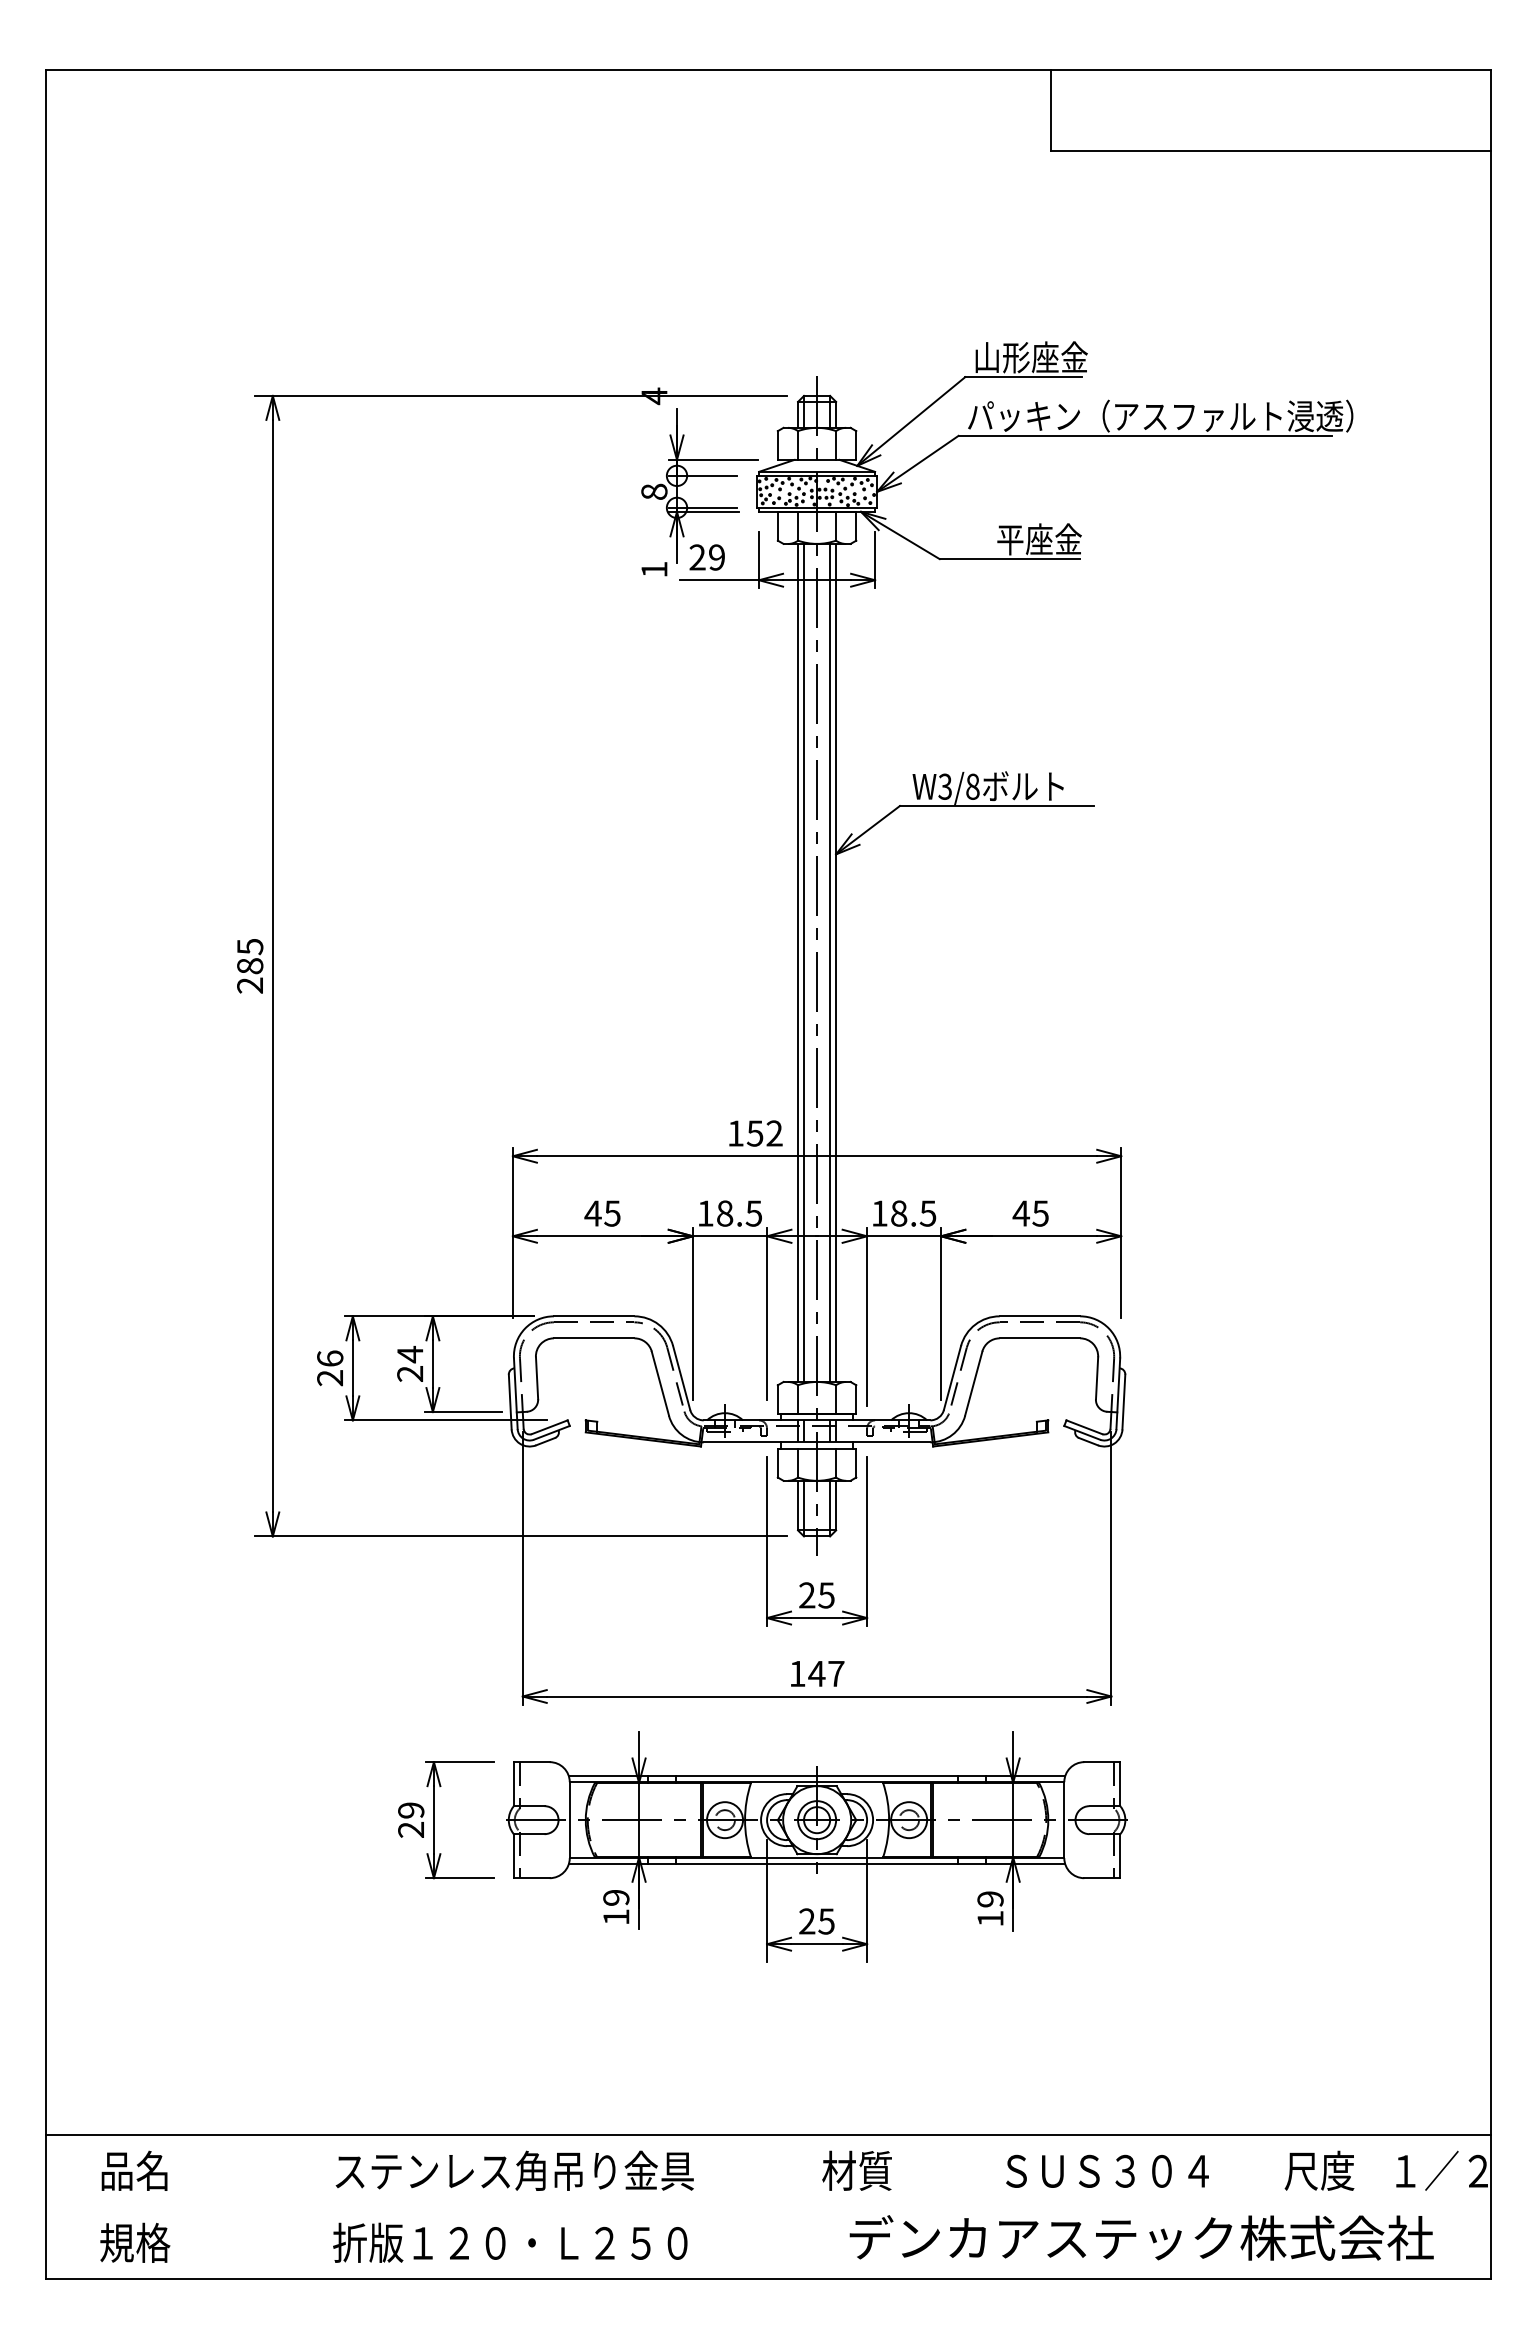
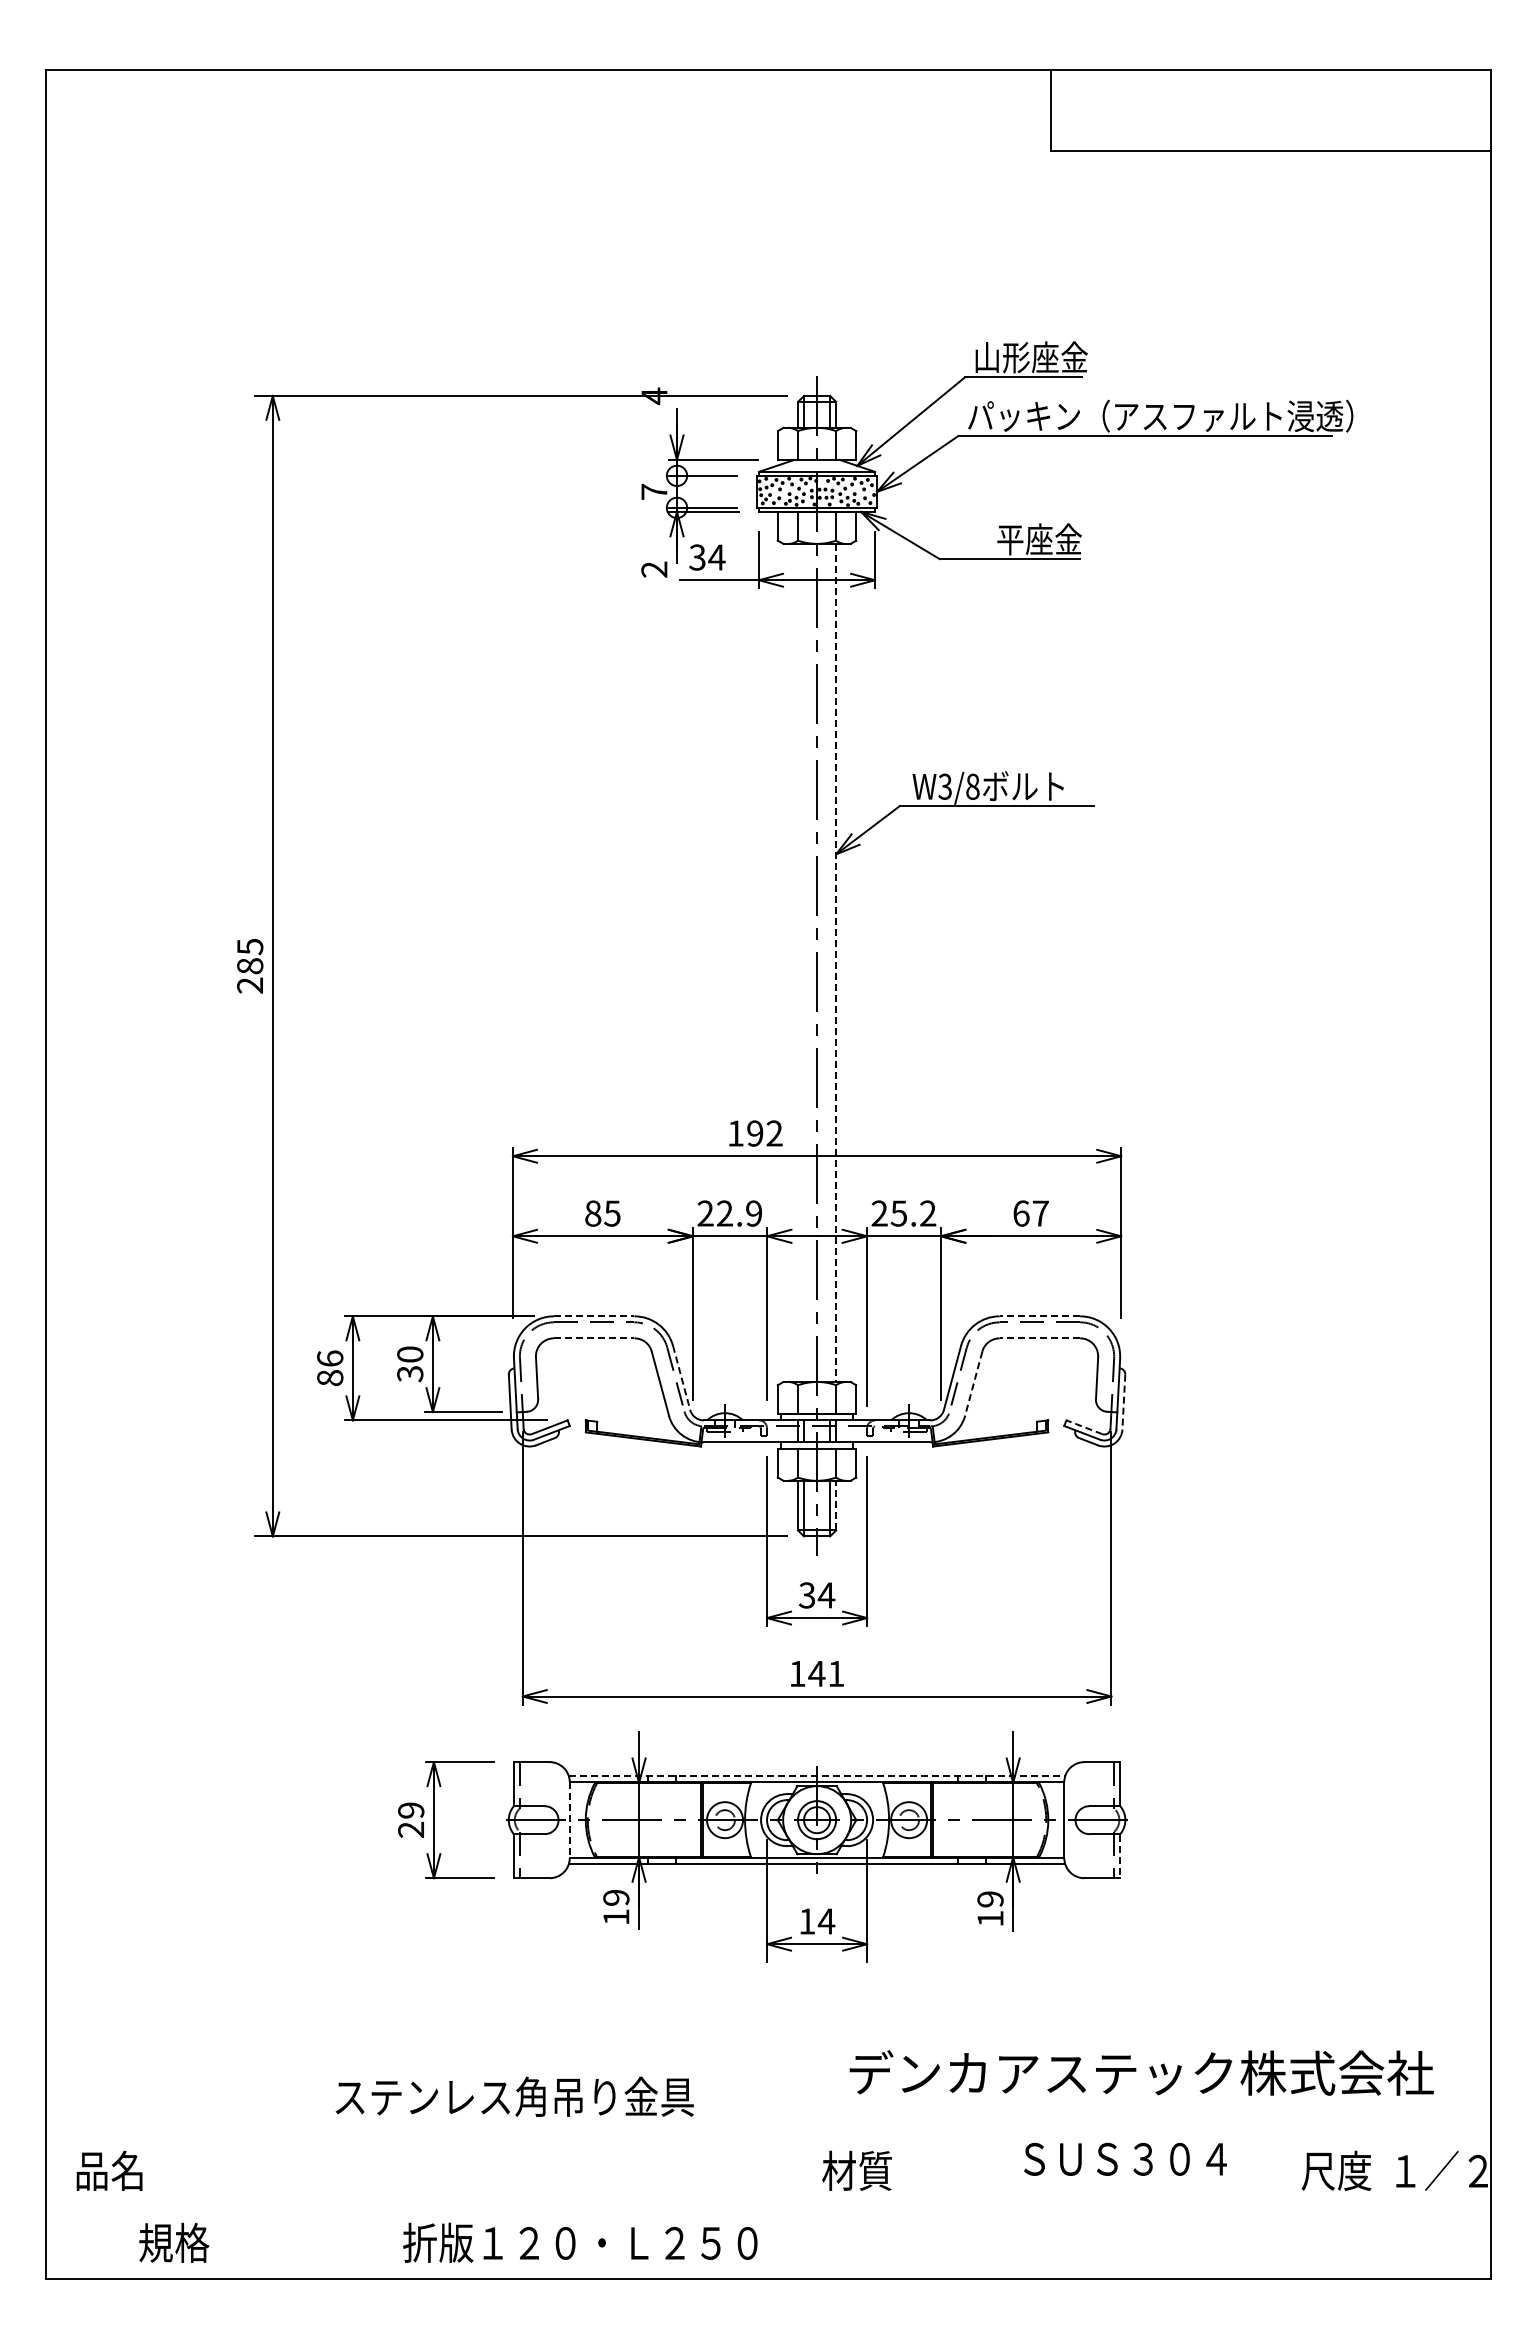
text: 8 -> 7 (654, 491)
text: 29 -> 34 (707, 557)
text: 1 -> 2 (654, 569)
line: present -> none (798, 962)
line: present -> none (804, 962)
line: present -> none (830, 962)
line: solid -> dashed (836, 963)
text: 152 -> 192 (754, 1133)
text: 45 -> 85 (592, 1213)
text: 18.5 -> 22.9 (729, 1213)
text: 18.5 -> 25.2 (903, 1213)
text: 45 -> 67 (1030, 1213)
line: solid -> dashed (594, 1316)
line: solid -> dashed (1039, 1316)
line: solid -> dashed (594, 1338)
line: solid -> dashed (1039, 1338)
text: 24 -> 30 (410, 1363)
text: 26 -> 86 (330, 1378)
line: solid -> dashed (681, 1378)
line: solid -> dashed (973, 1384)
line: solid -> dashed (1123, 1402)
line: solid -> dashed (1083, 1427)
line: solid -> dashed (836, 1505)
text: 25 -> 34 (817, 1595)
text: 147 -> 141 (836, 1673)
line: solid -> dashed (817, 1776)
line: solid -> dashed (569, 1820)
line: solid -> dashed (1120, 1856)
text: 25 -> 14 (817, 1921)
line: present -> none (768, 2135)
text position: (134, 2170) -> (109, 2170) (109, 2170)
text position: (514, 2170) -> (514, 2096) (514, 2096)
text position: (1107, 2170) -> (1125, 2158) (1125, 2158)
text position: (1319, 2170) -> (1336, 2170) (1336, 2170)
text position: (1141, 2237) -> (1141, 2072) (1141, 2072)
text position: (135, 2242) -> (174, 2242) (174, 2242)
text position: (510, 2242) -> (580, 2242) (580, 2242)
